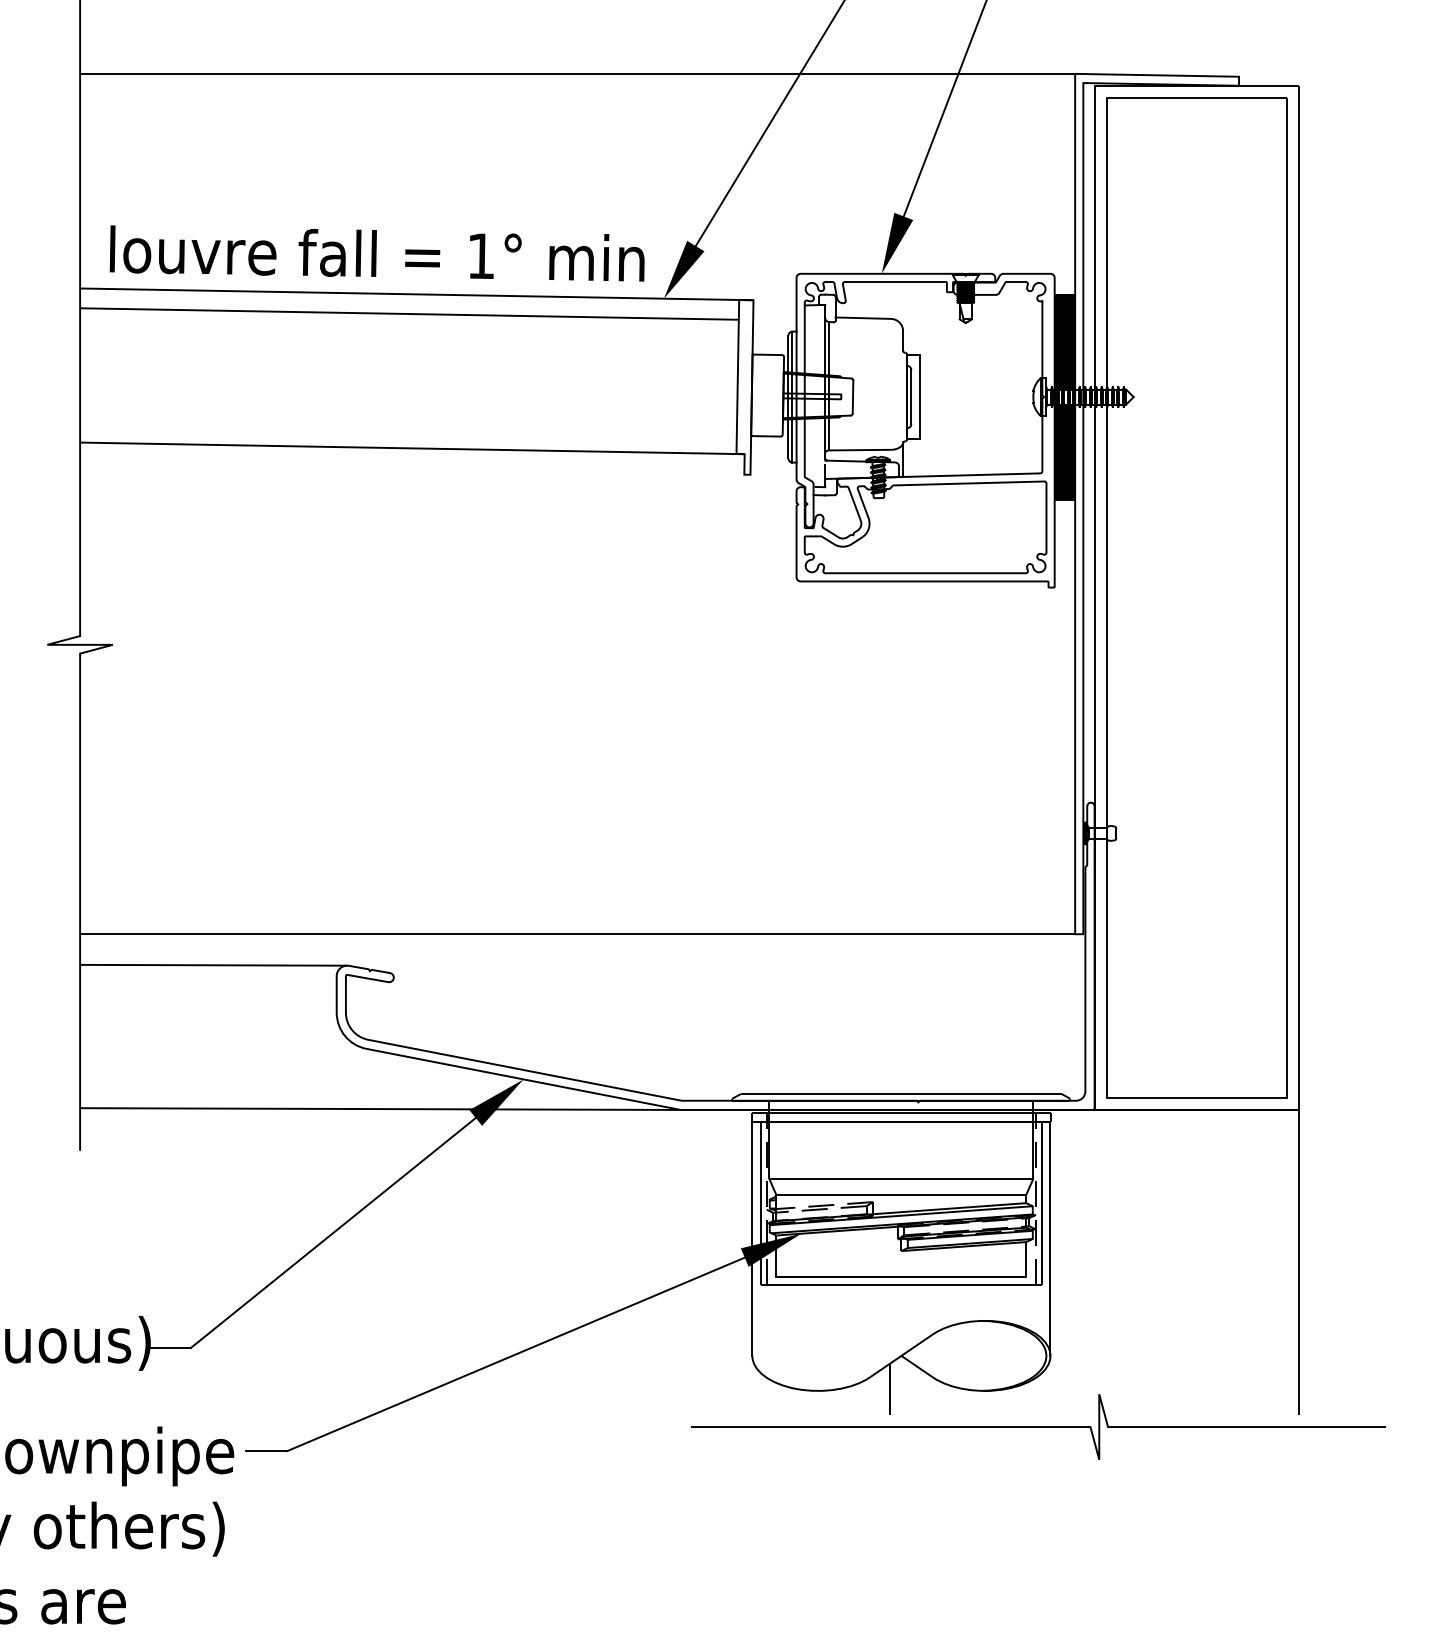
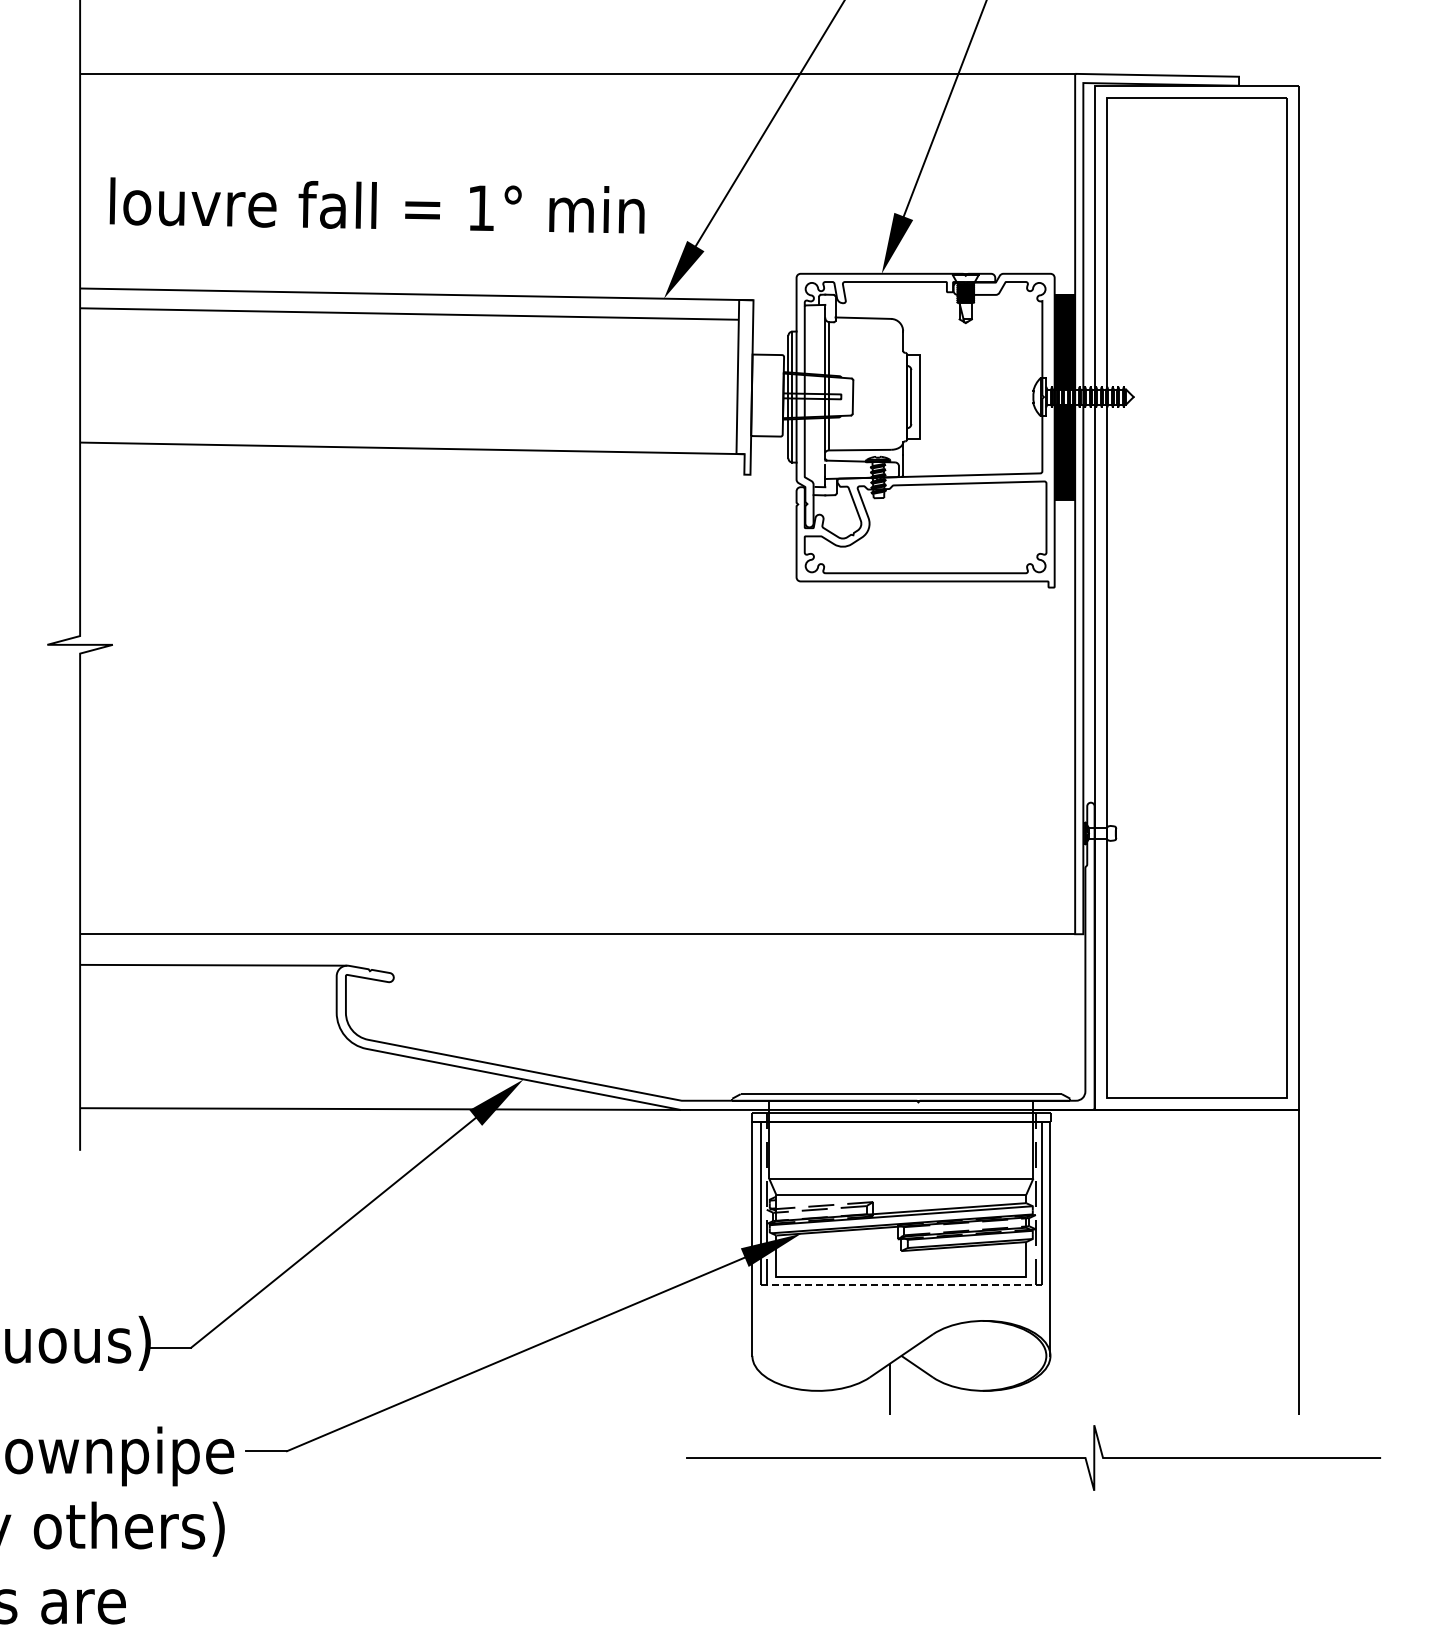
text position: (376, 253) -> (376, 205) (376, 205)
line: solid -> dashed (901, 1285)
curve position: (1038, 1426) -> (1033, 1457) (1033, 1457)
